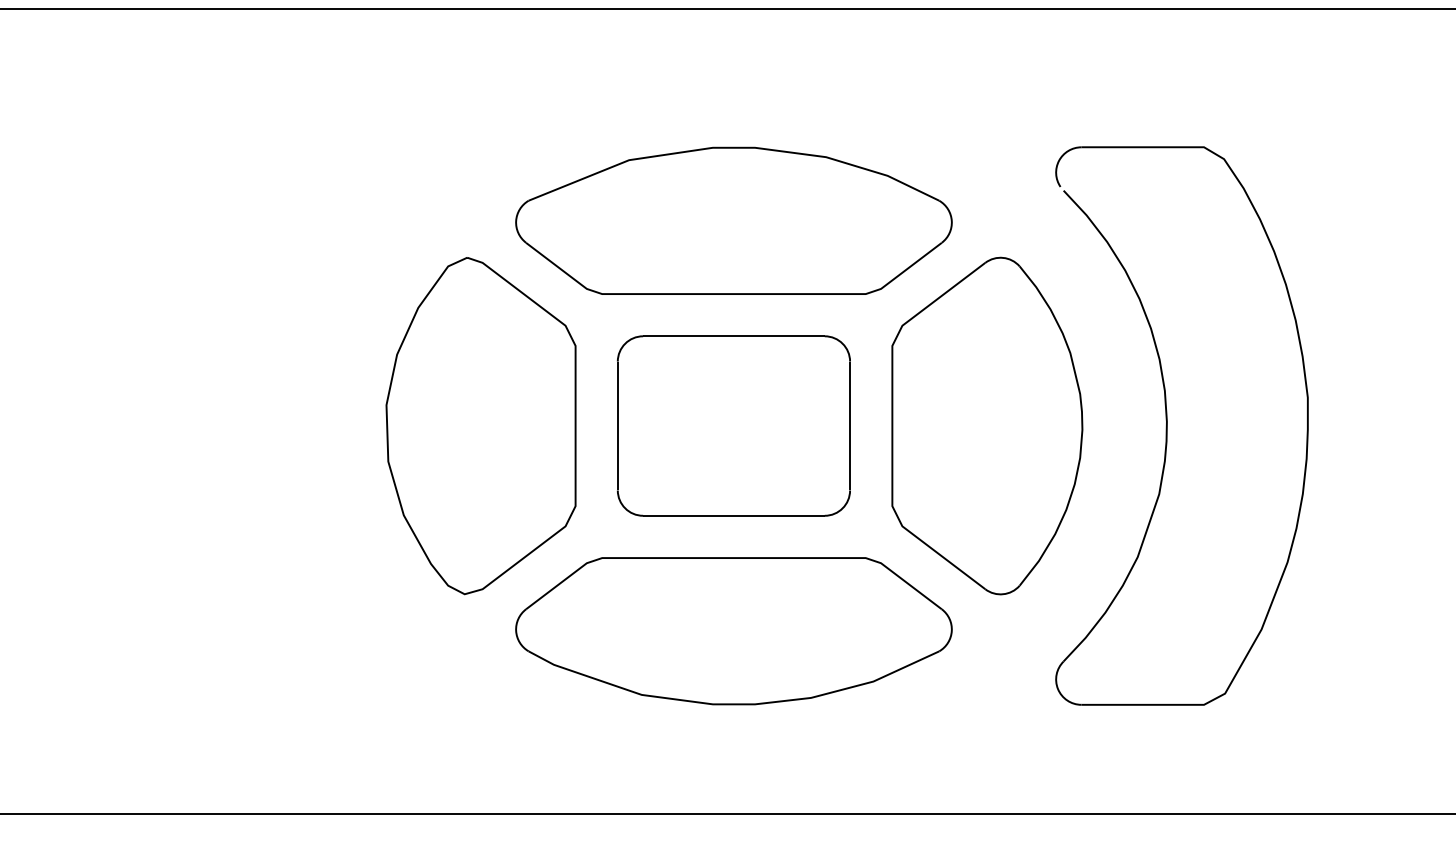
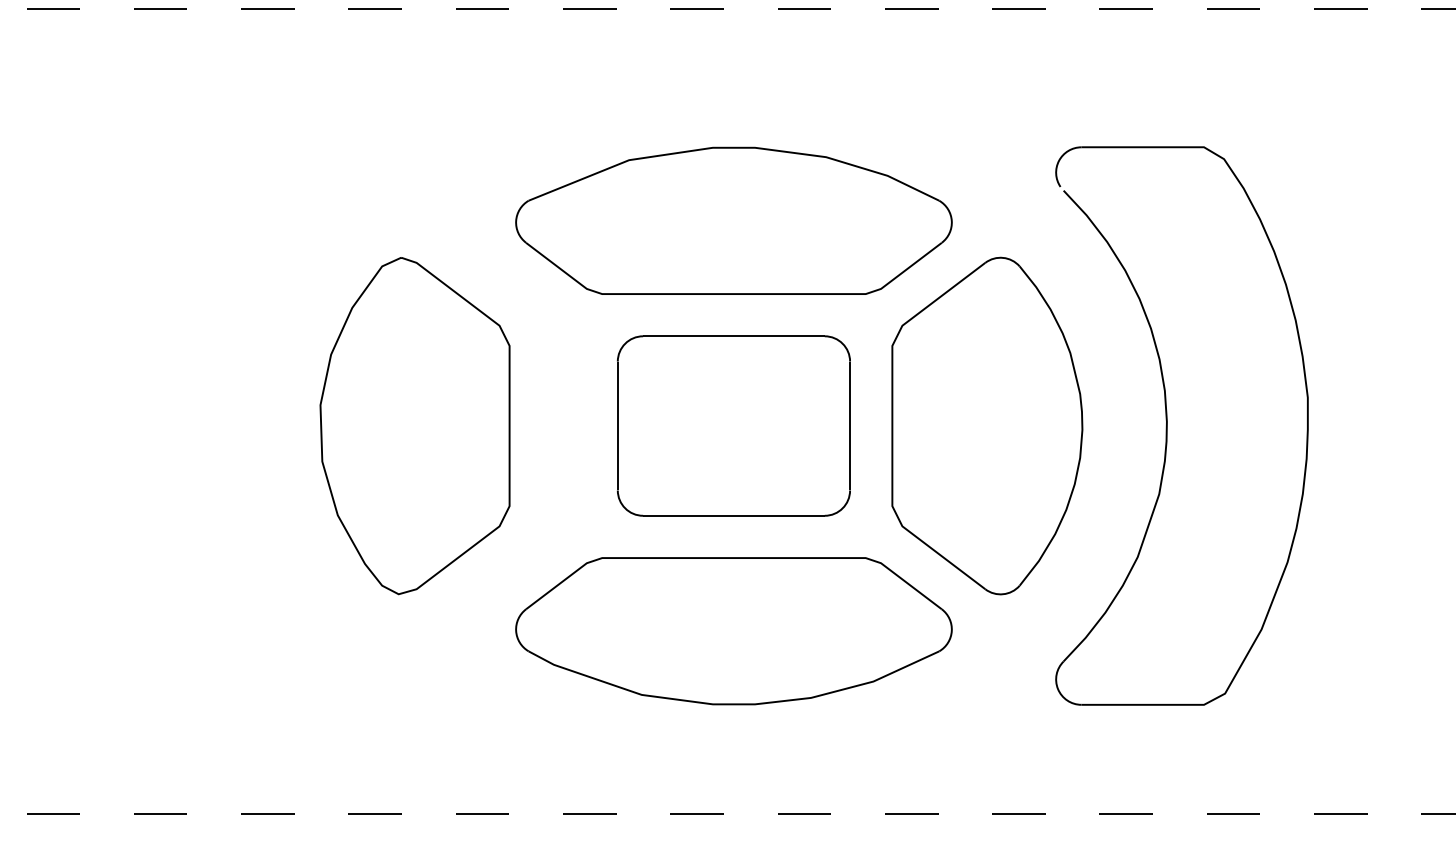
line: solid -> dashed (729, 8)
part position: (480, 426) -> (414, 426) (414, 426)
line: solid -> dashed (729, 814)
